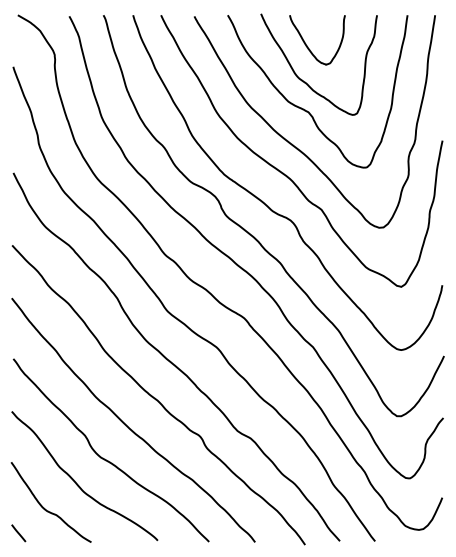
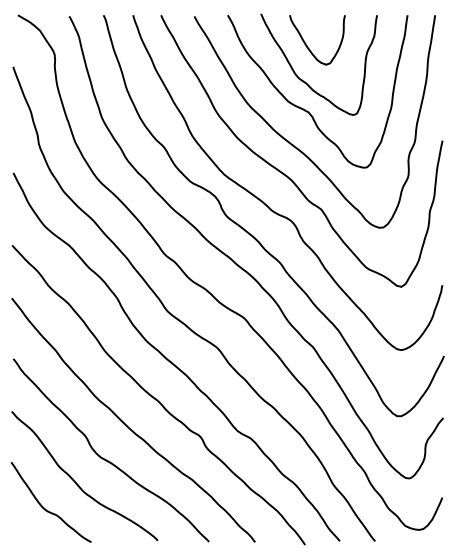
line: present -> none (18, 533)
